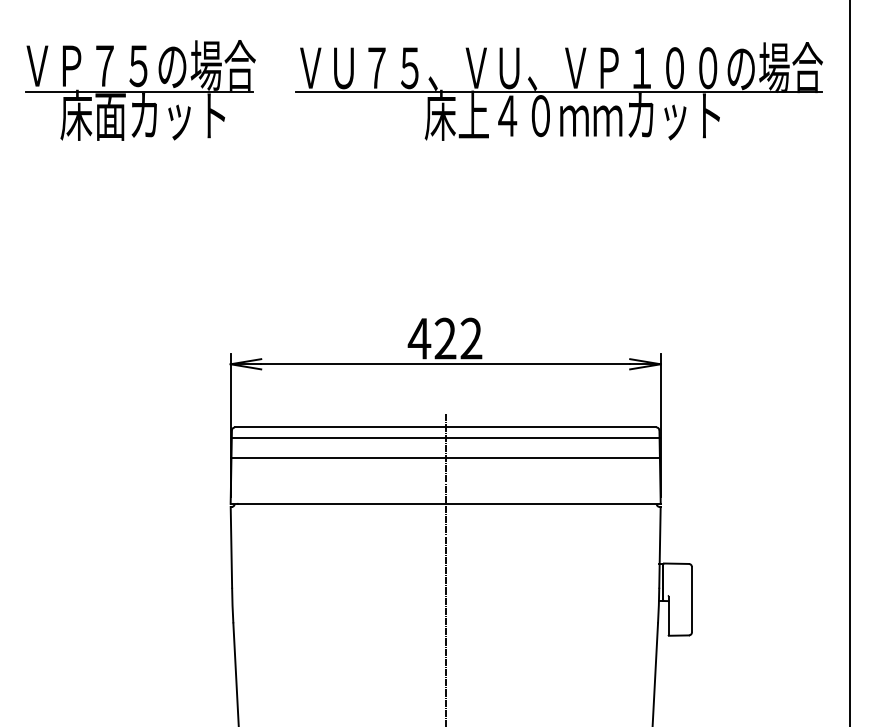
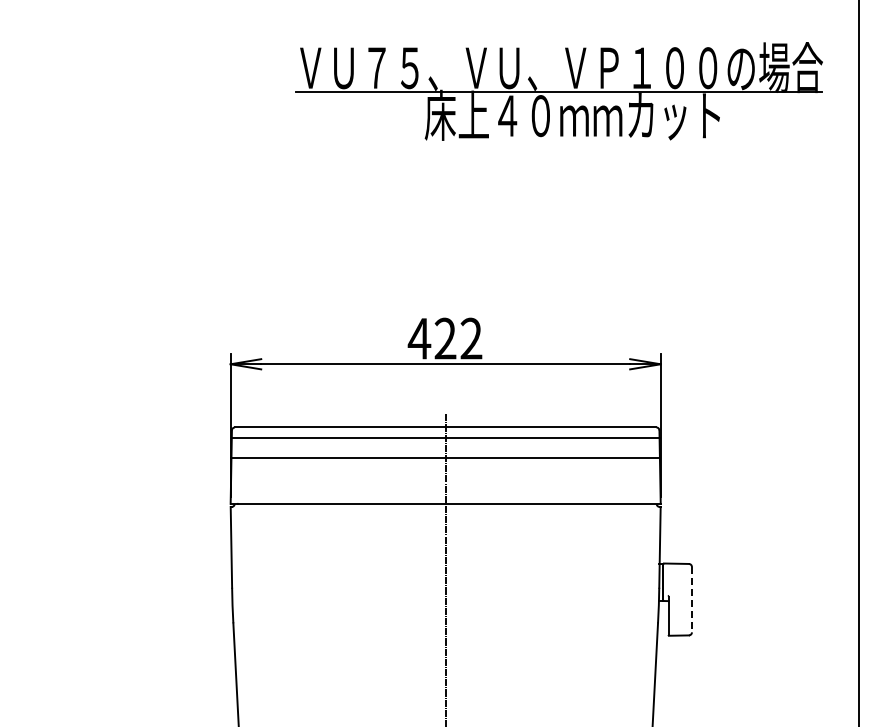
part: present -> none (140, 90)
line position: (849, 362) -> (858, 362) (858, 362)
line: solid -> dashed (691, 599)
